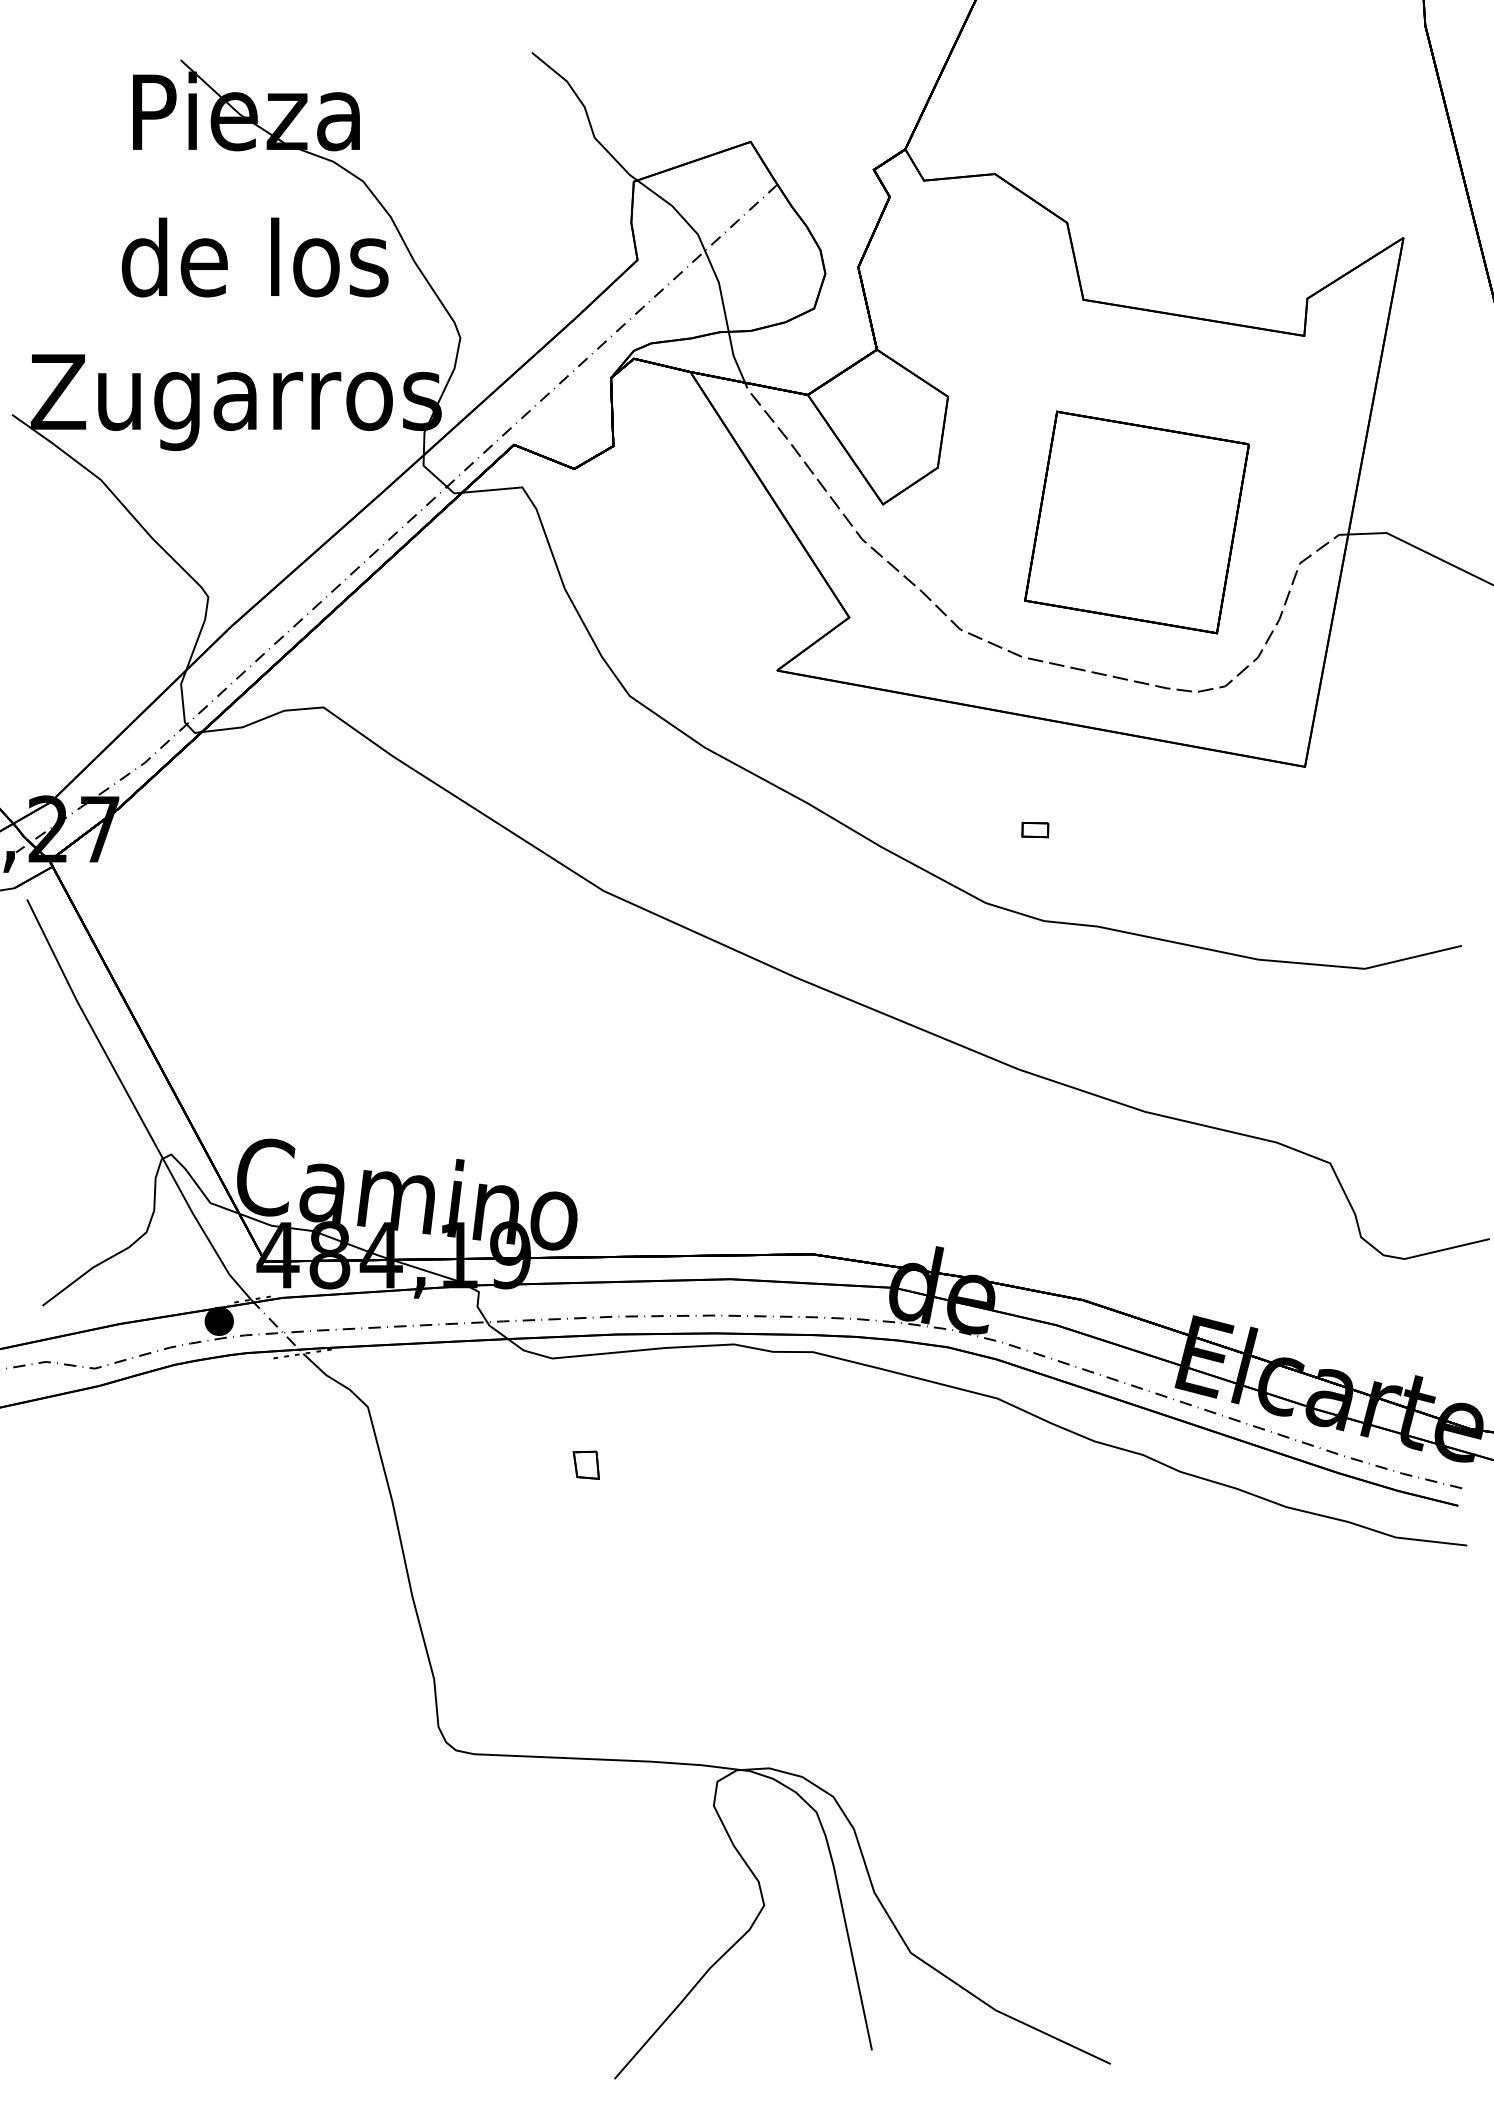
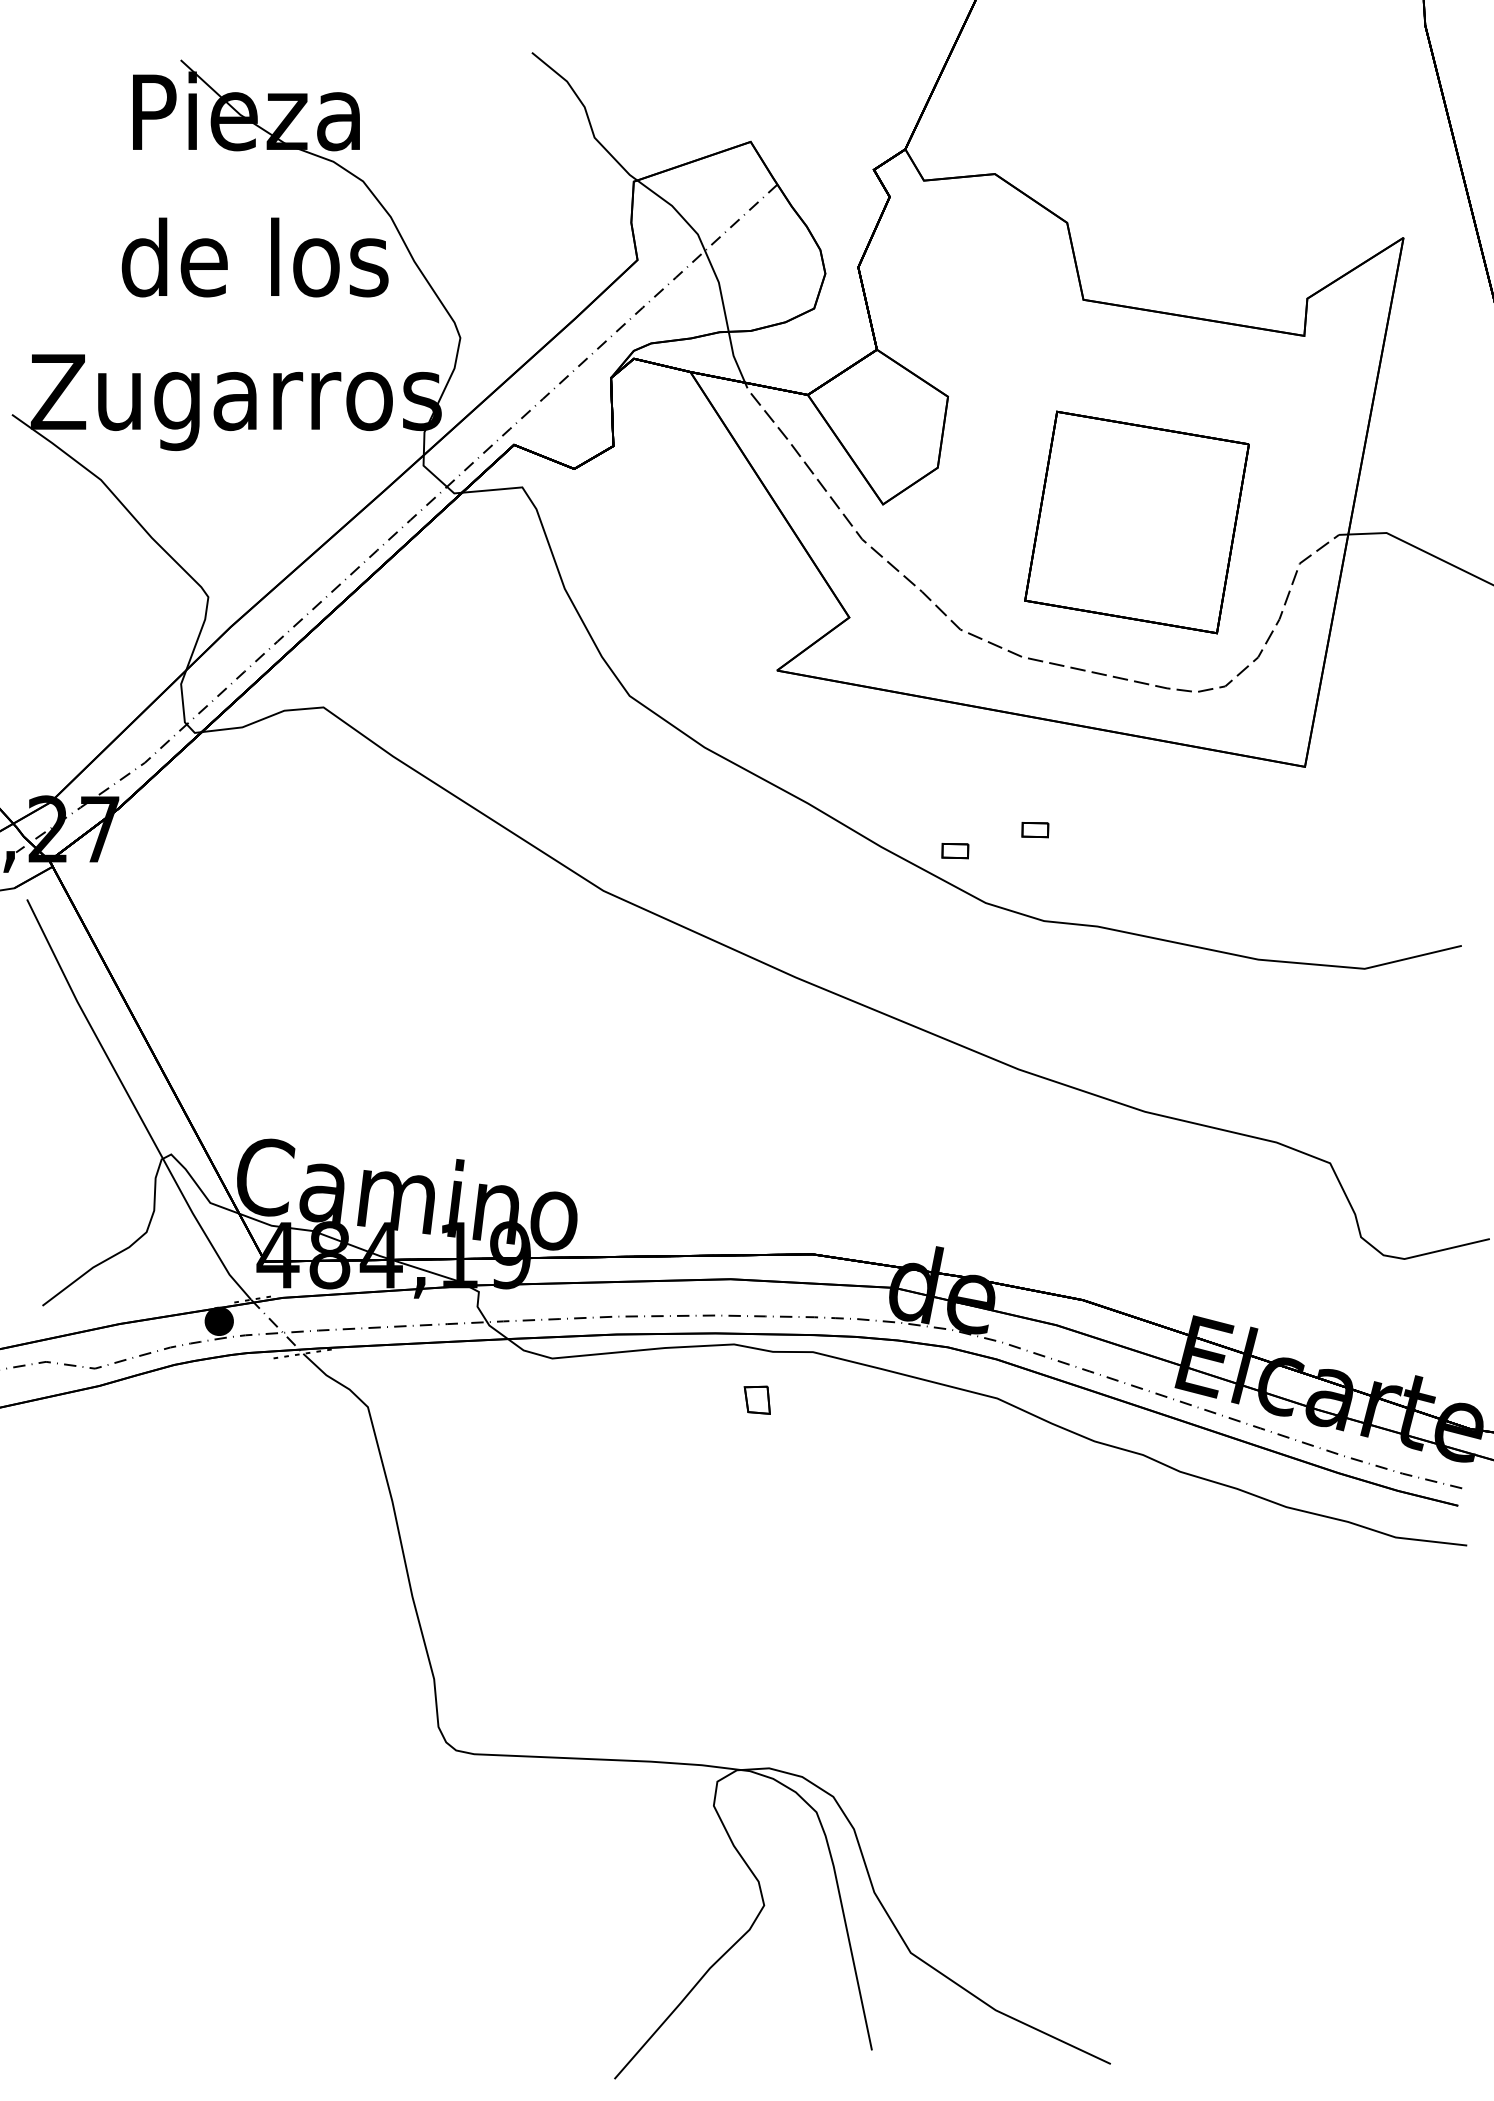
part: none -> present (955, 851)
part position: (585, 1464) -> (756, 1399) (756, 1399)
